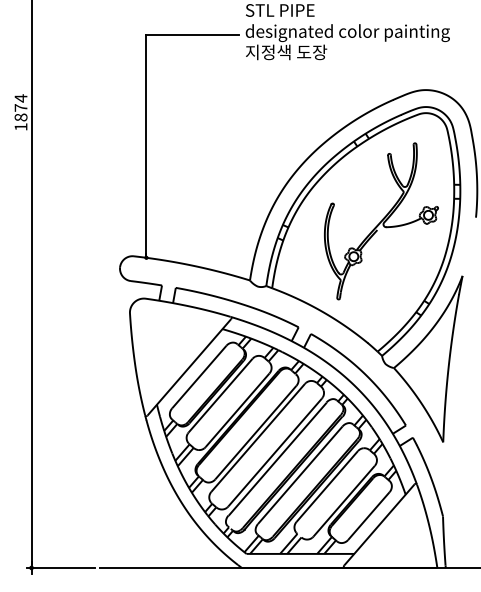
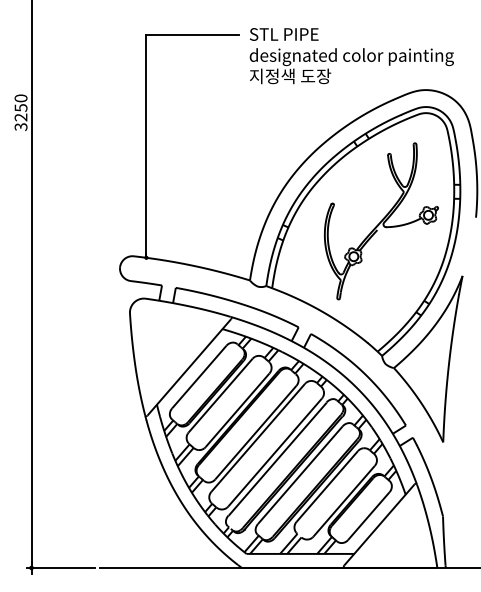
text position: (347, 32) -> (351, 56) (351, 56)
text: 1874 -> 3250 (20, 112)
